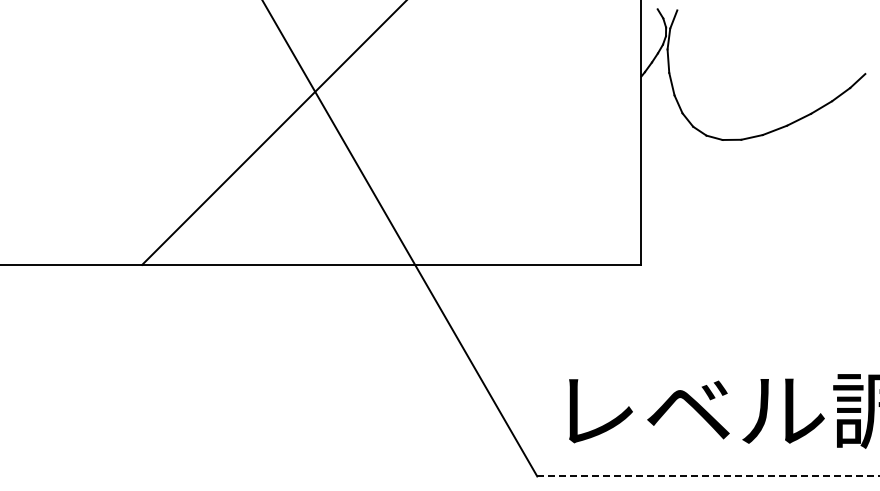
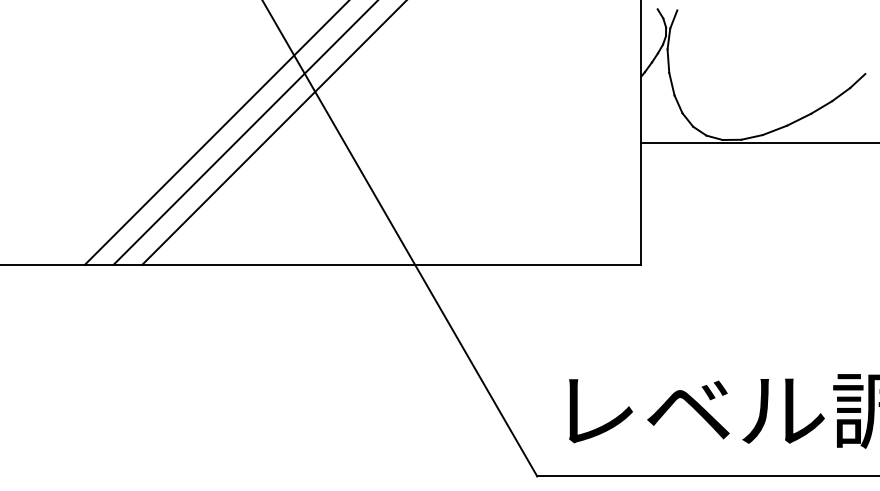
line: none -> present (215, 133)
line: none -> present (244, 133)
line: none -> present (758, 143)
line: dashed -> solid (708, 476)
